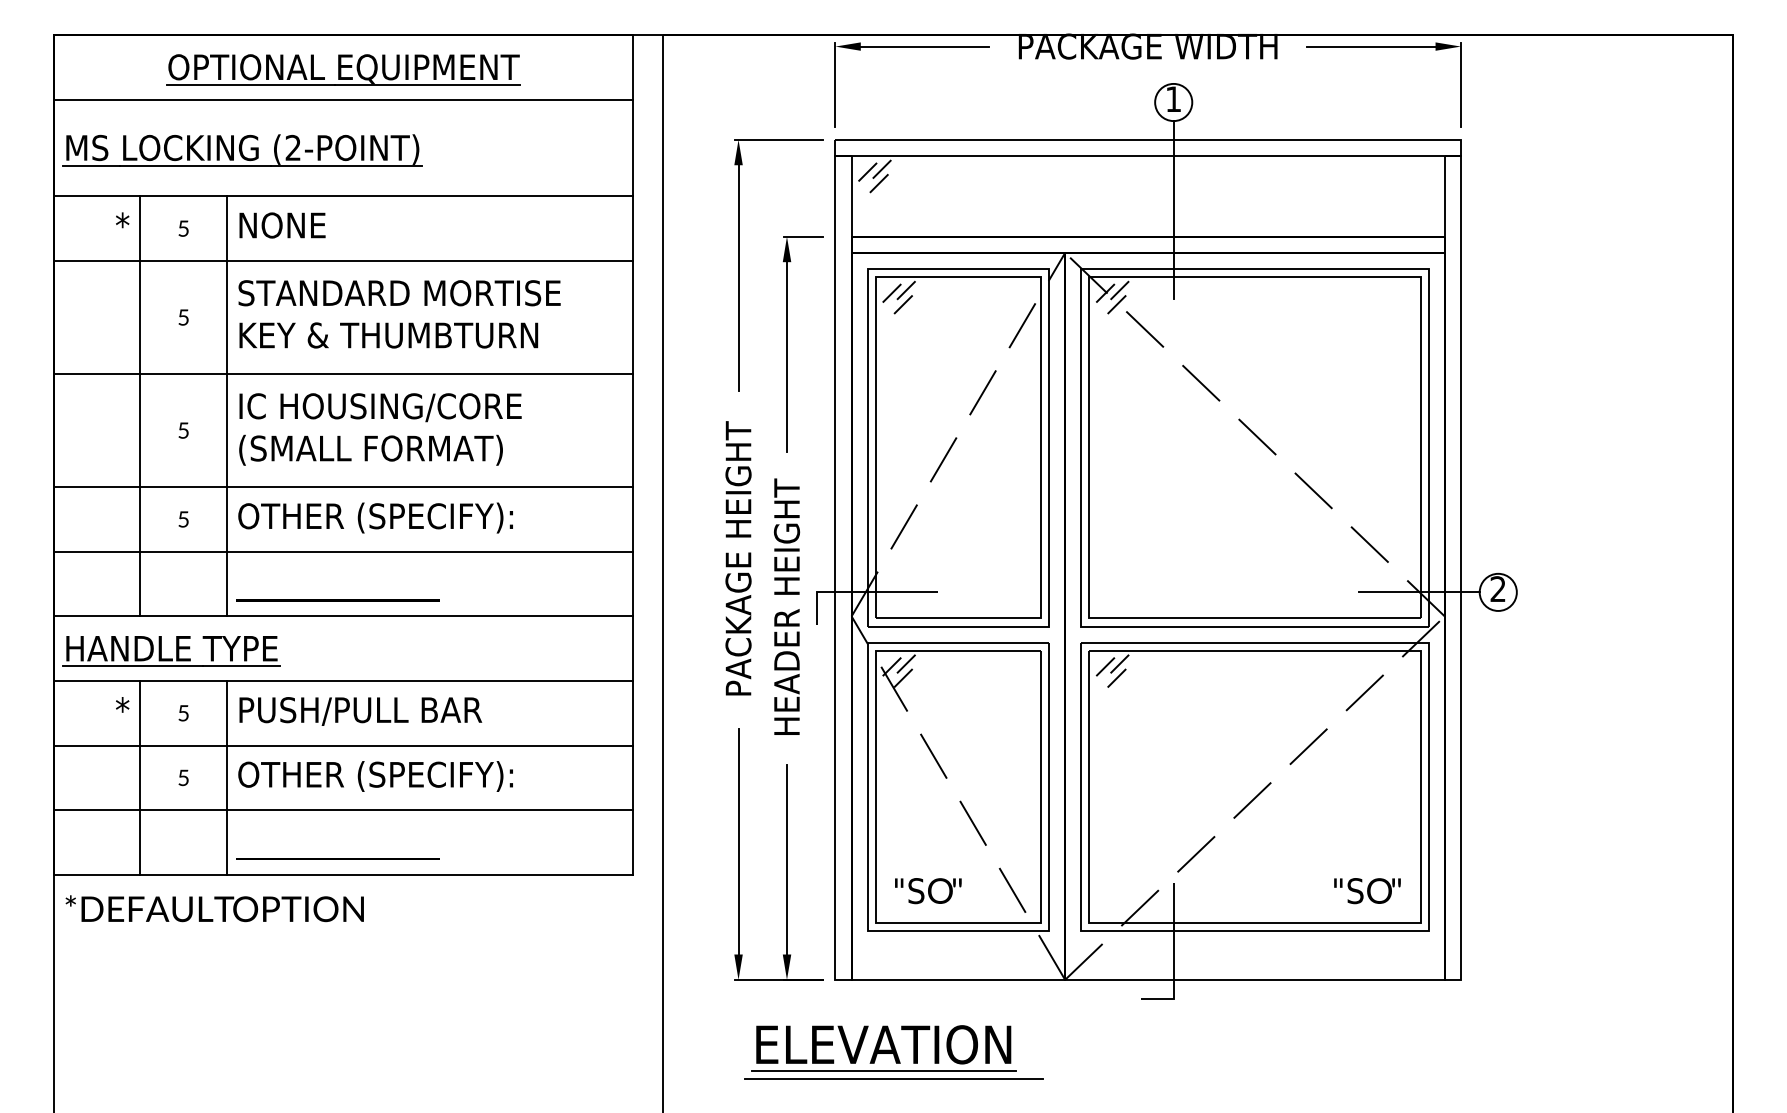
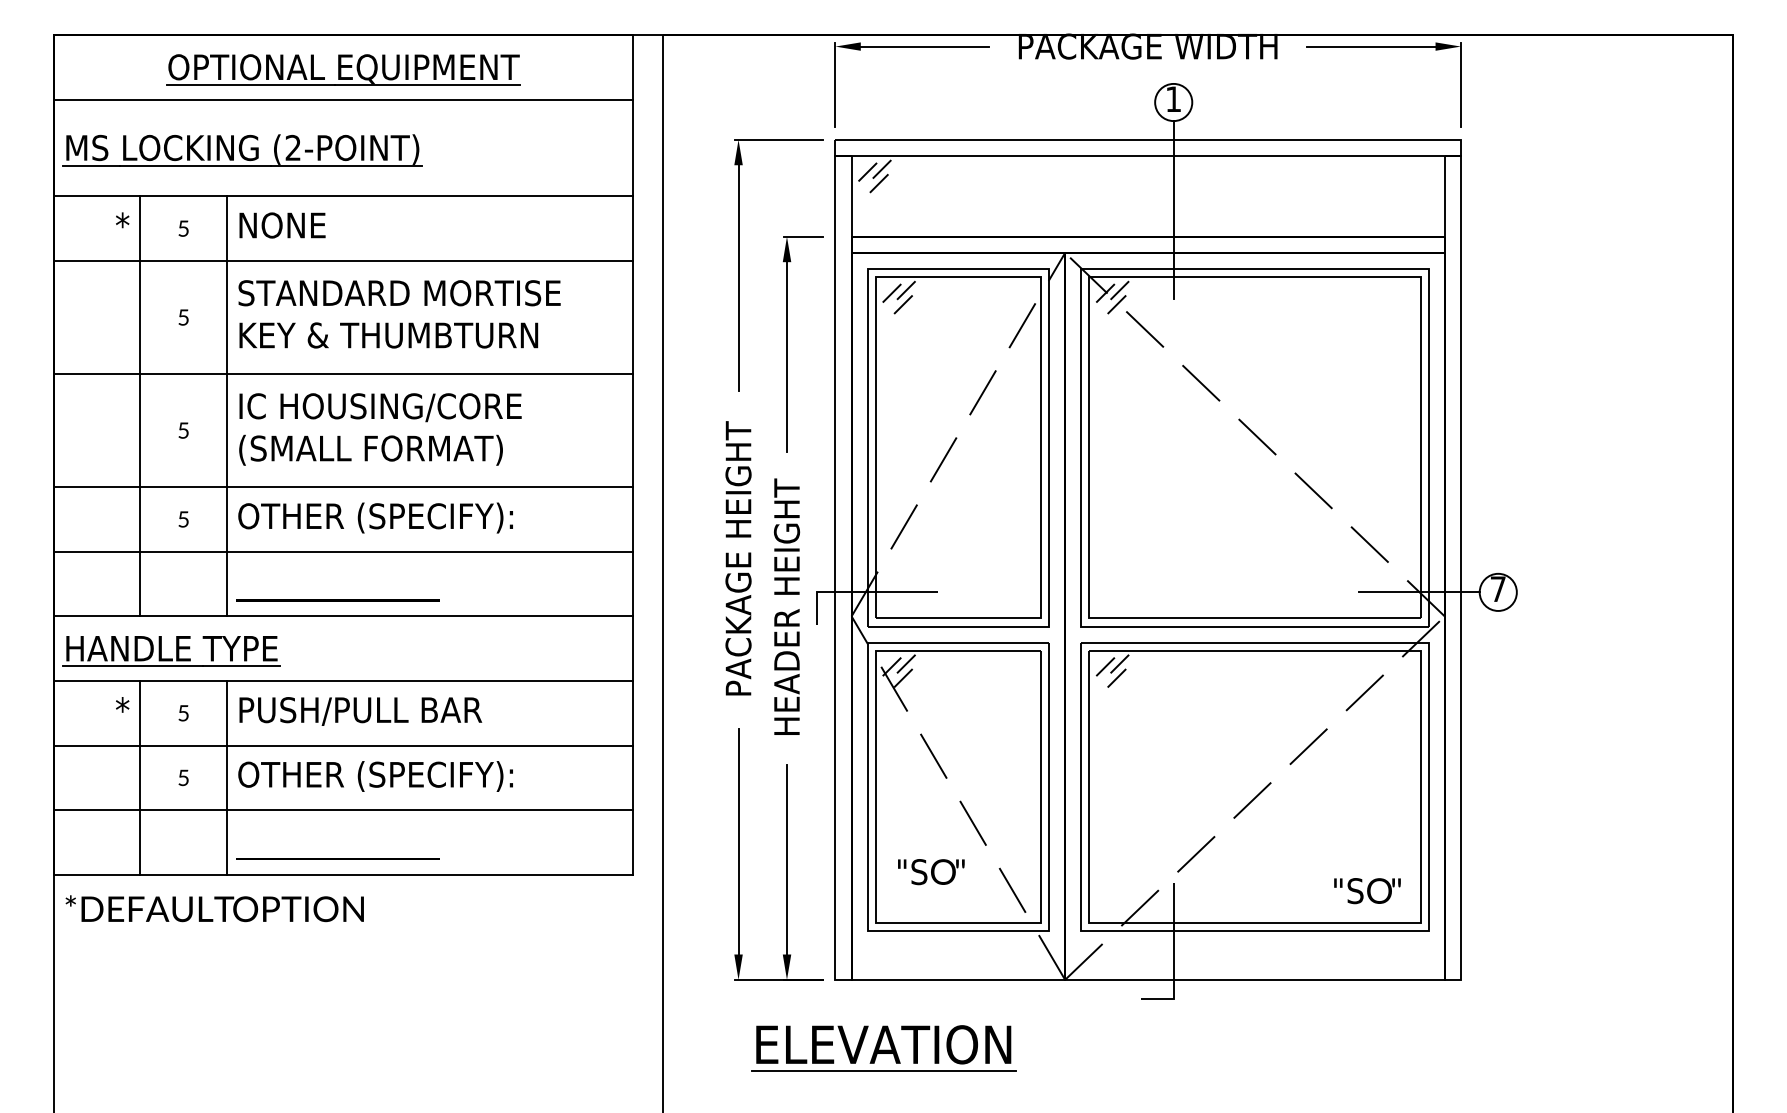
text: 2 -> 7 (1497, 588)
text position: (928, 891) -> (931, 872) (931, 872)
line: present -> none (893, 1078)
